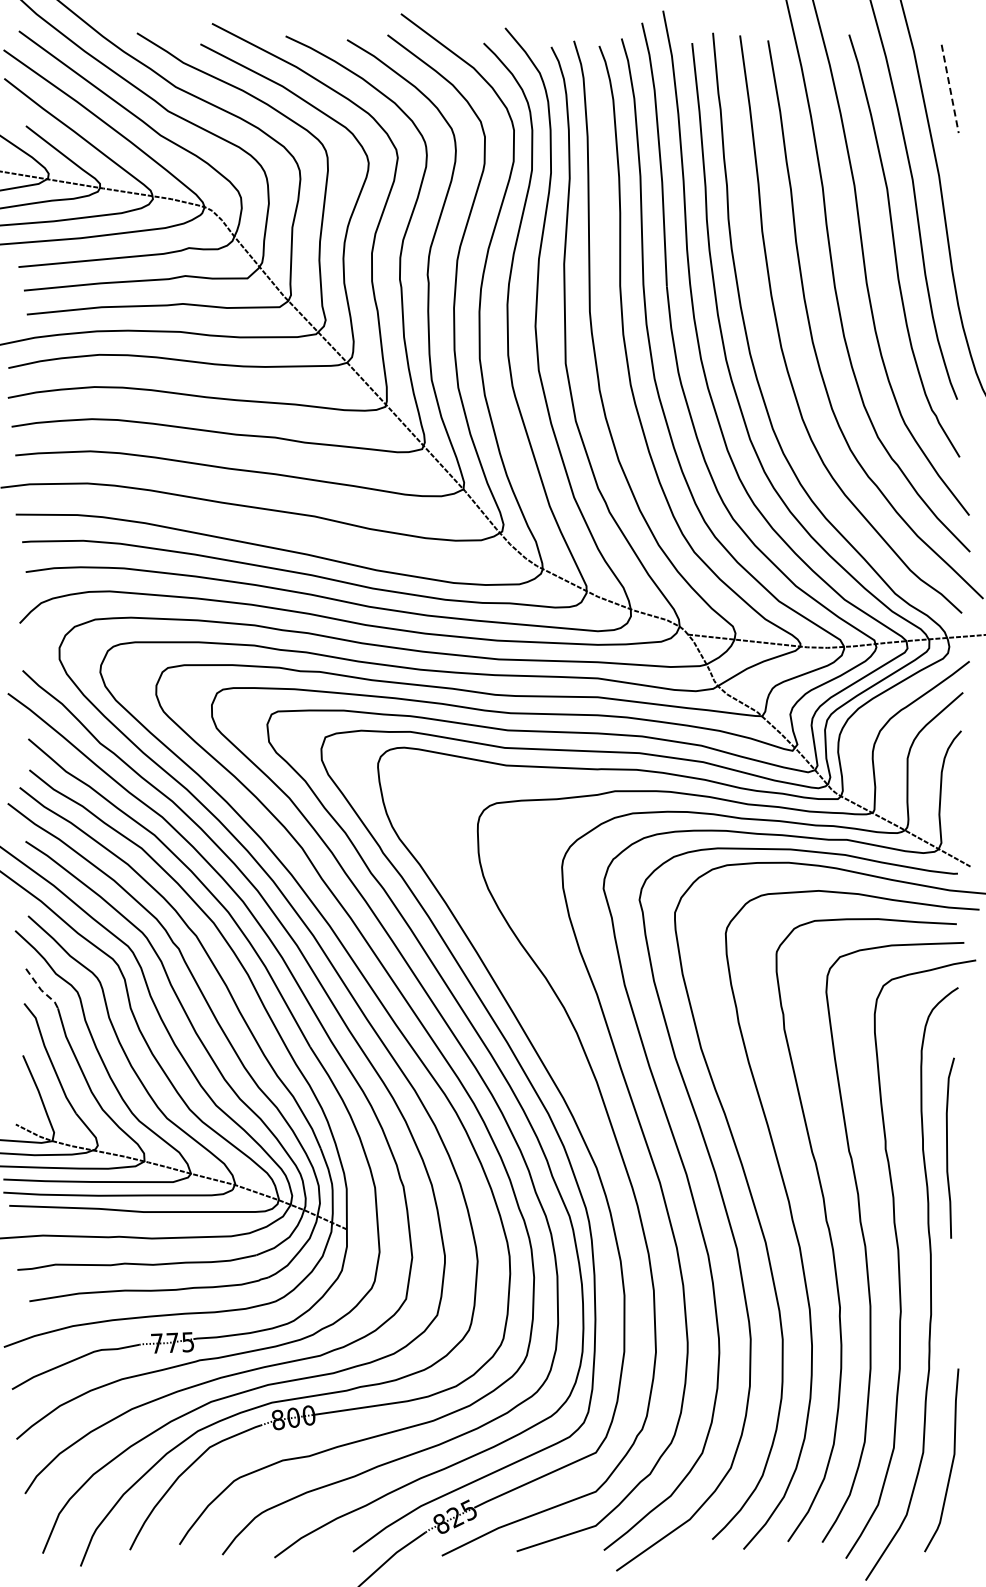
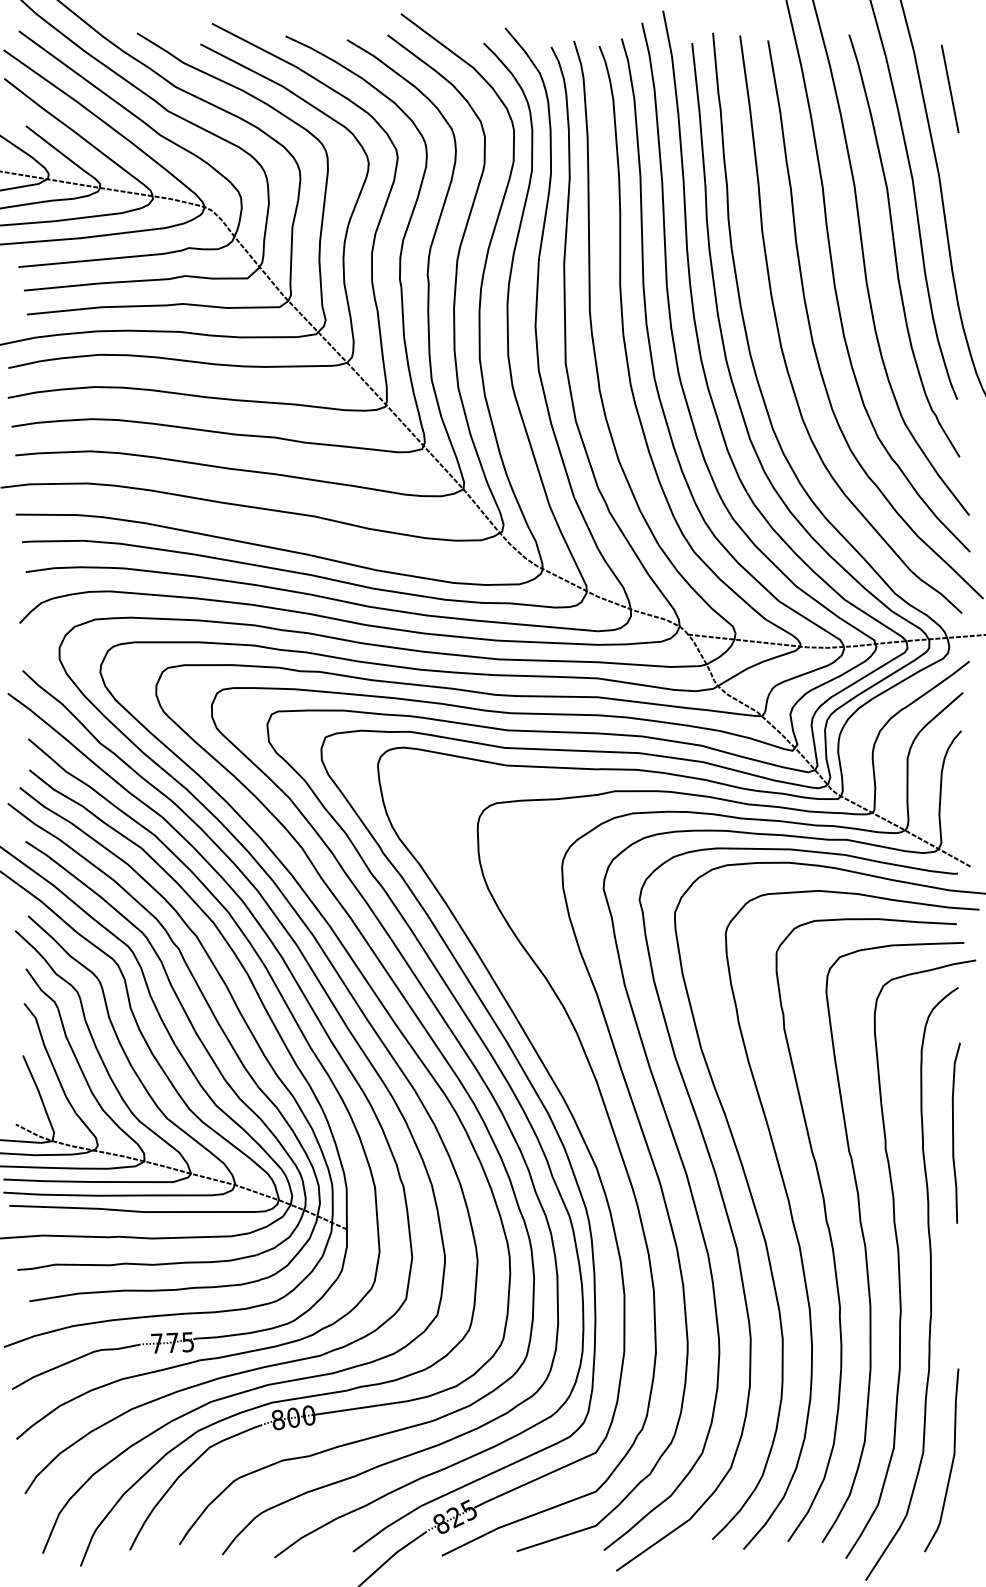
line: dashed -> solid (950, 88)
line: dashed -> solid (41, 990)
curve position: (947, 1147) -> (953, 1132) (953, 1132)
